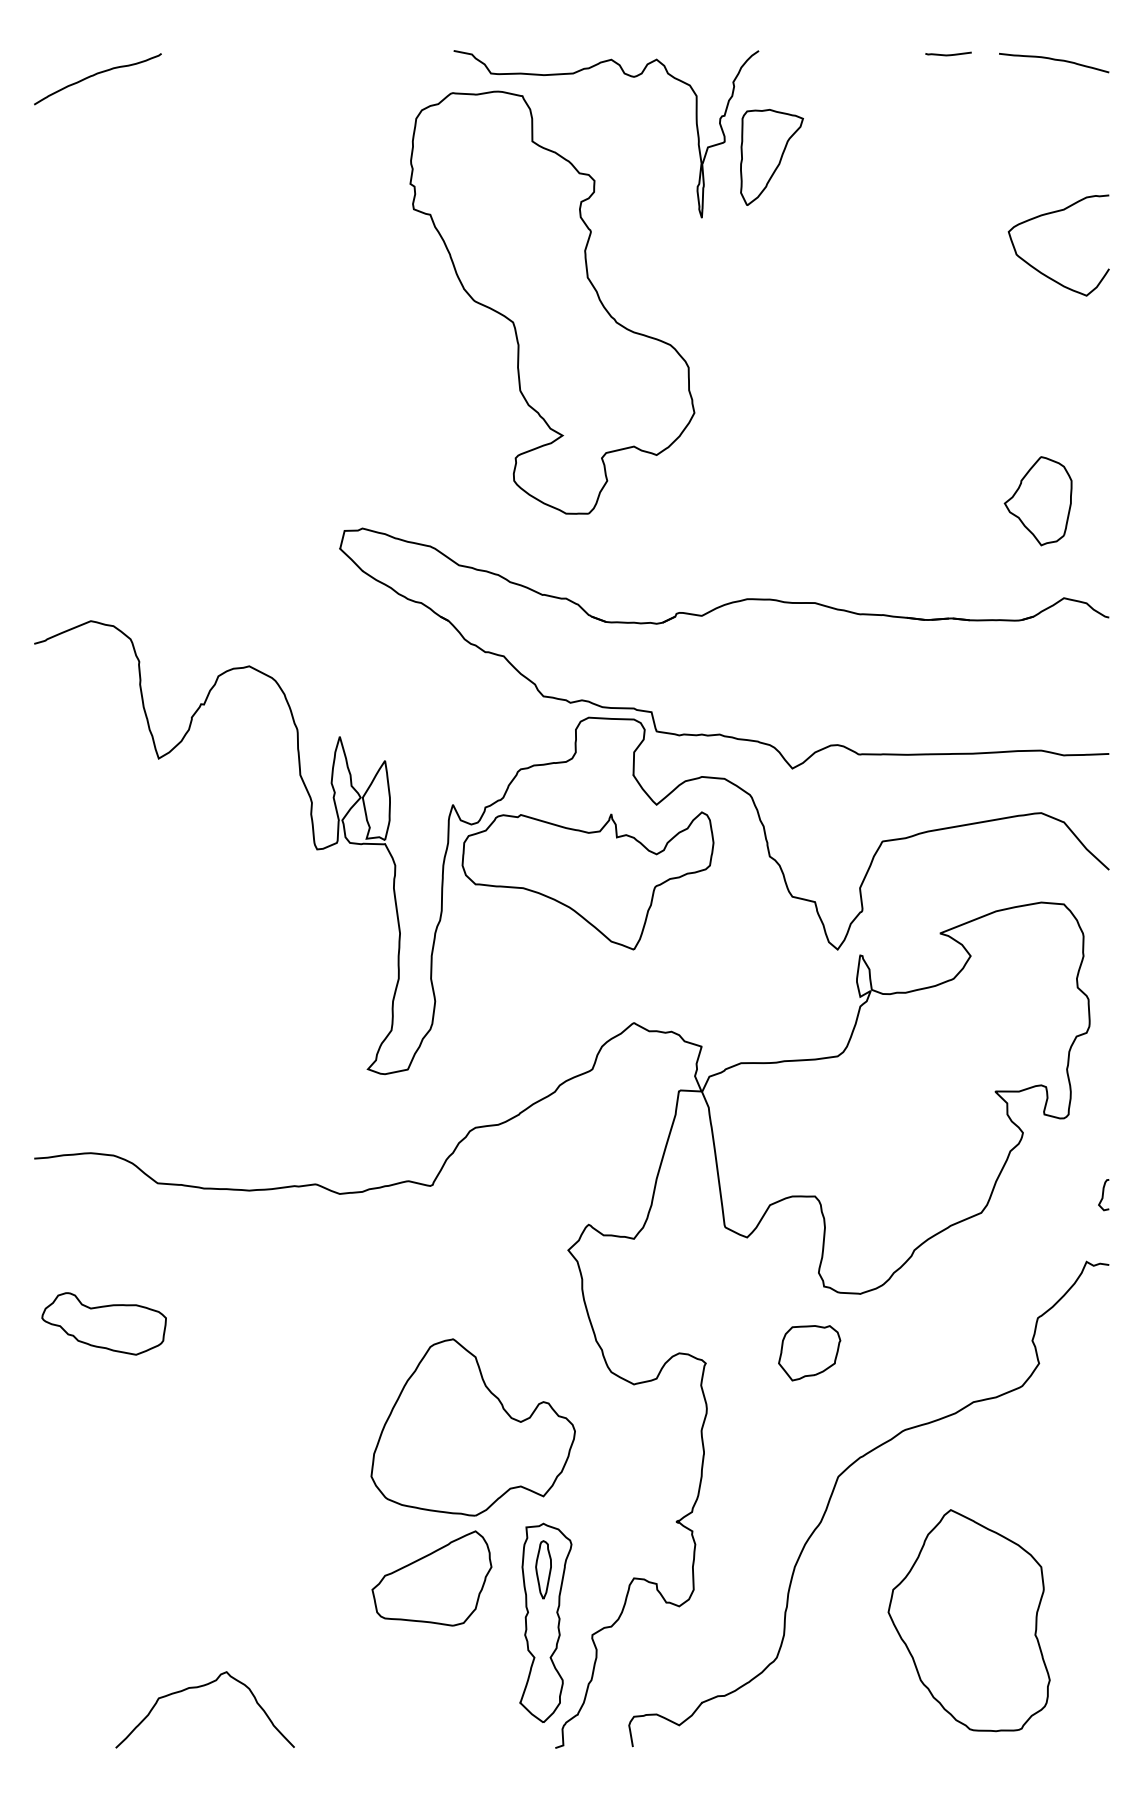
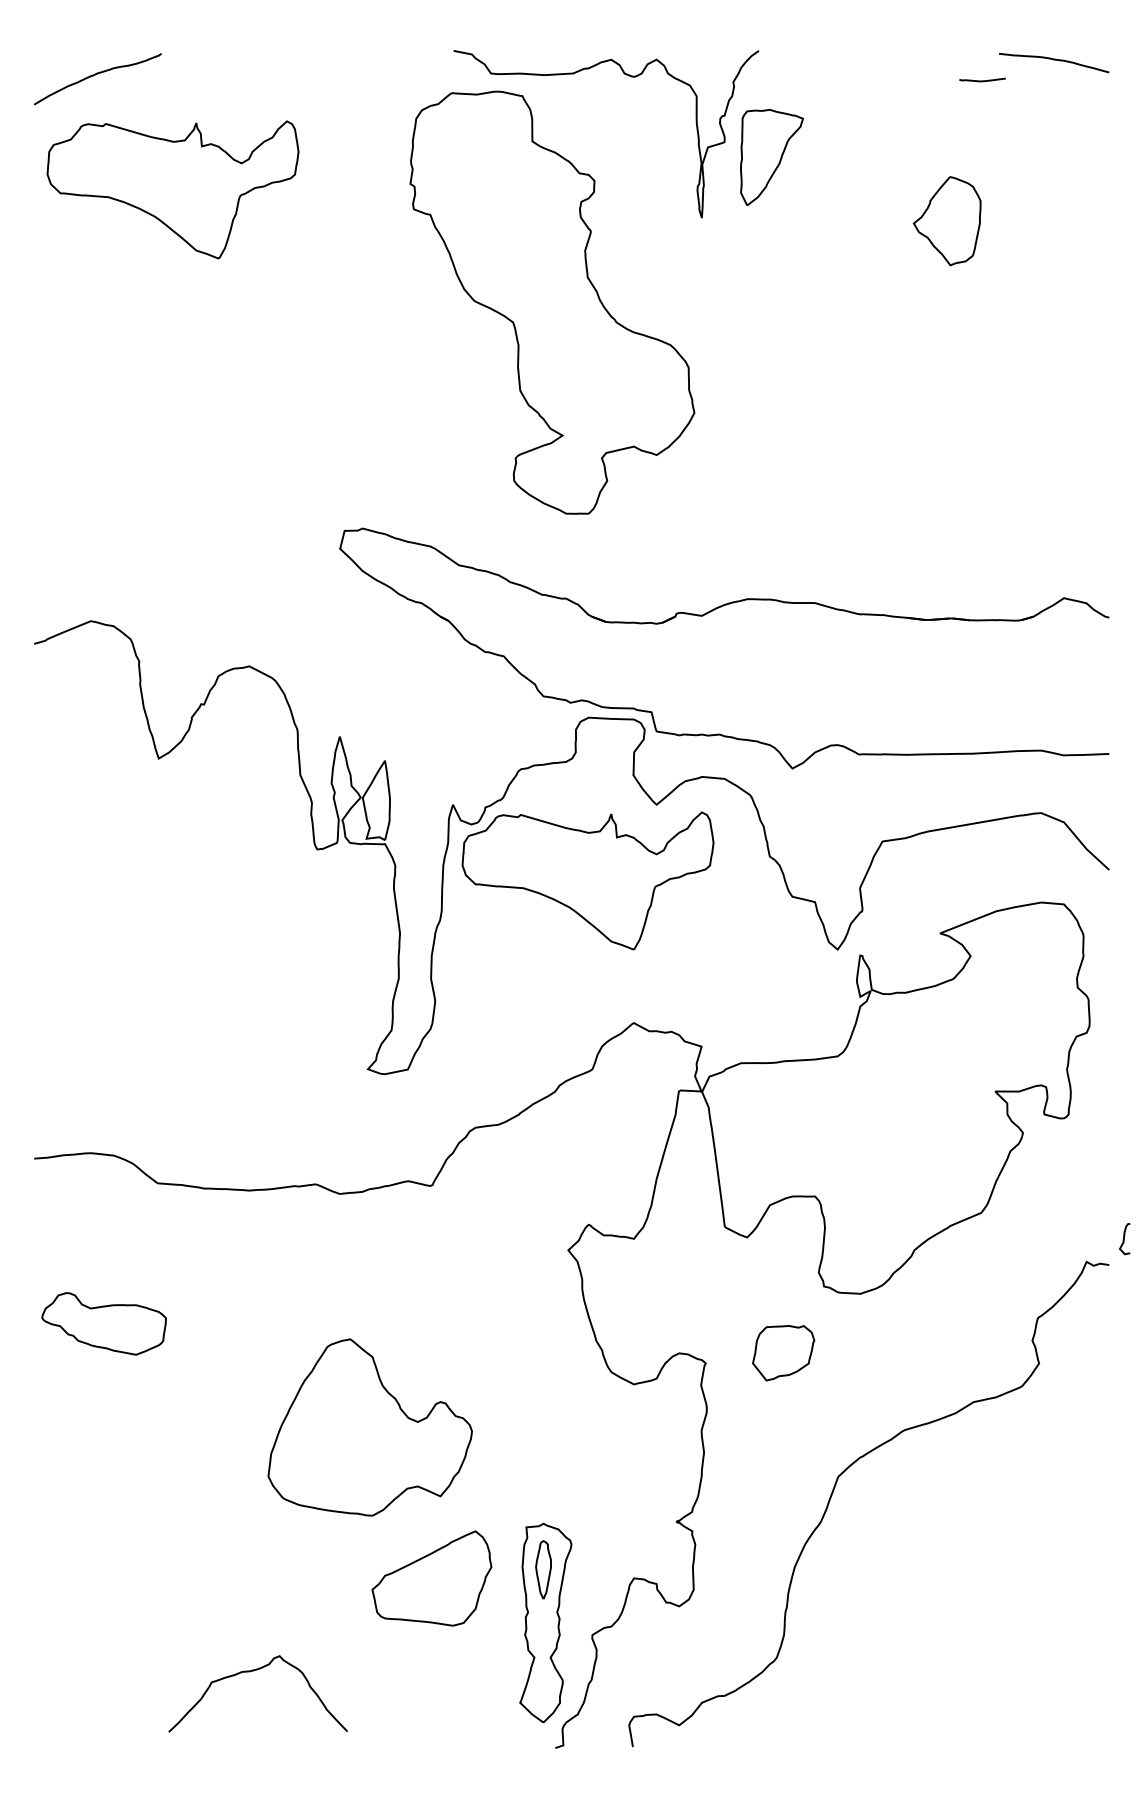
curve position: (948, 54) -> (982, 80) (982, 80)
part: none -> present (172, 189)
curve: present -> none (1038, 269)
part position: (1037, 501) -> (946, 221) (946, 221)
curve position: (1103, 1195) -> (1124, 1239) (1124, 1239)
part position: (809, 1353) -> (783, 1353) (783, 1353)
part position: (472, 1427) -> (369, 1427) (369, 1427)
part: present -> none (968, 1620)
curve position: (197, 1688) -> (250, 1672) (250, 1672)
